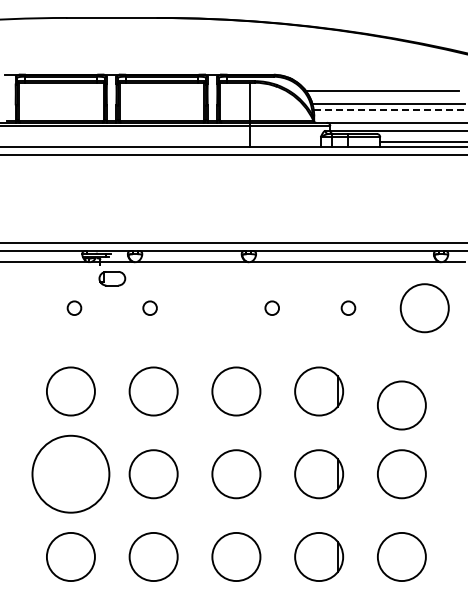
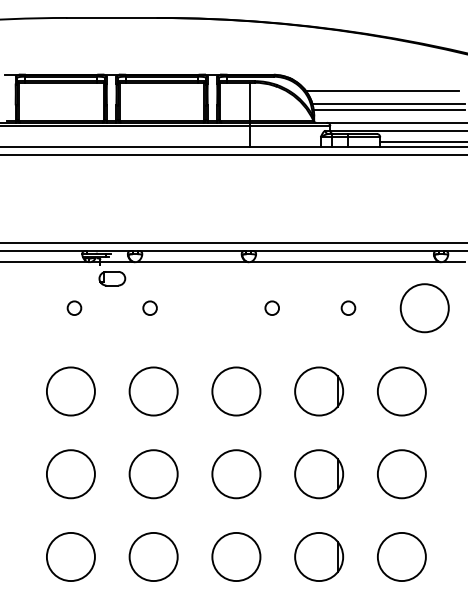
line: dashed -> solid (389, 110)
circle position: (401, 405) -> (401, 391) (401, 391)
circle diameter: 77 px -> 48 px (70, 474)
